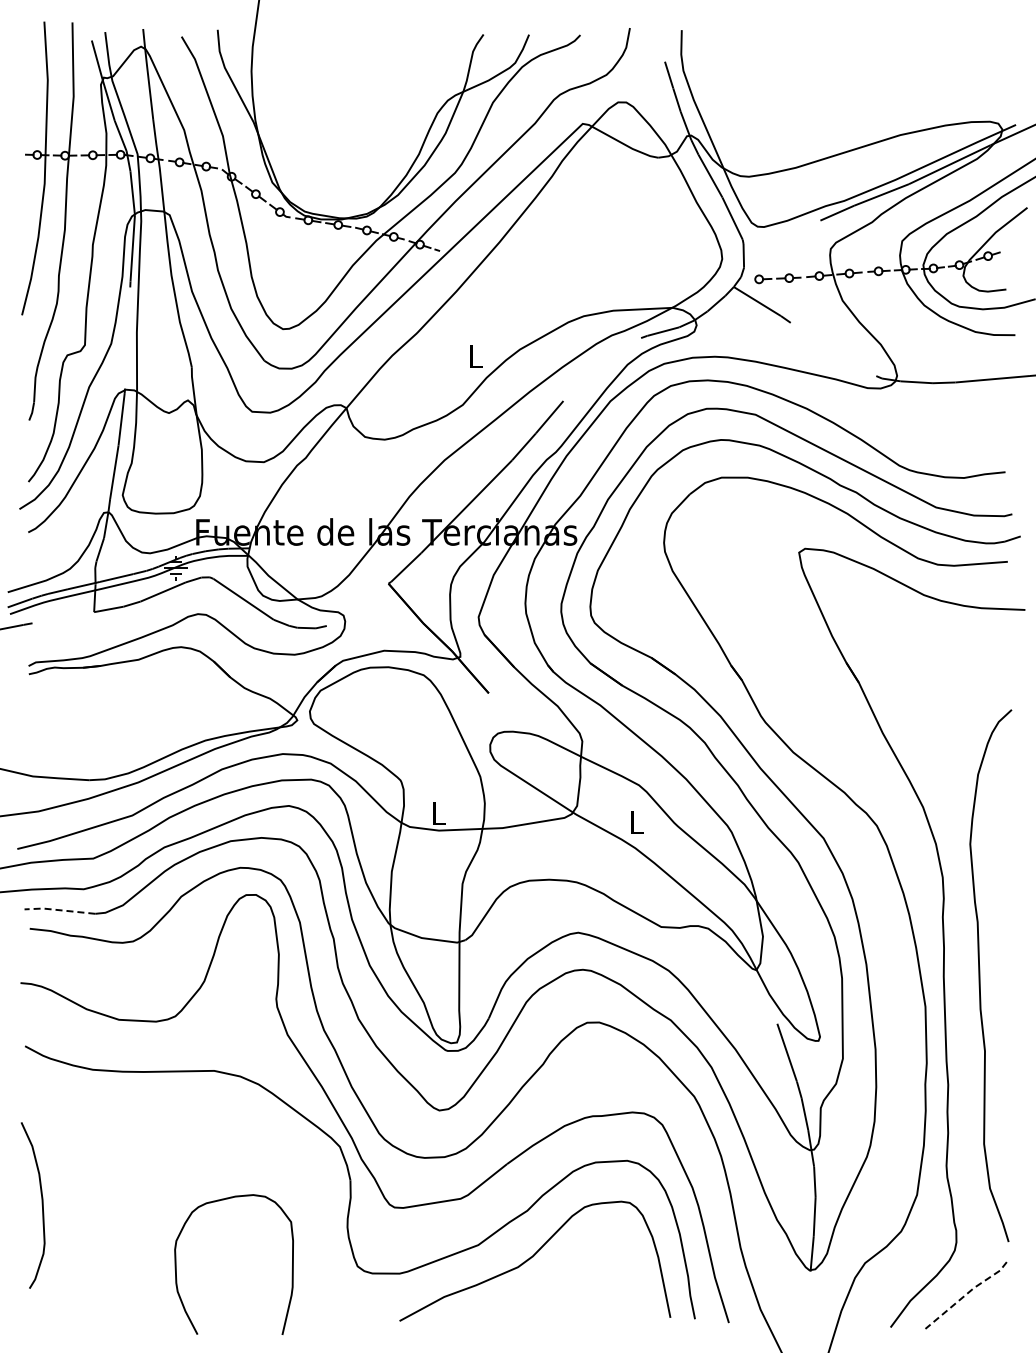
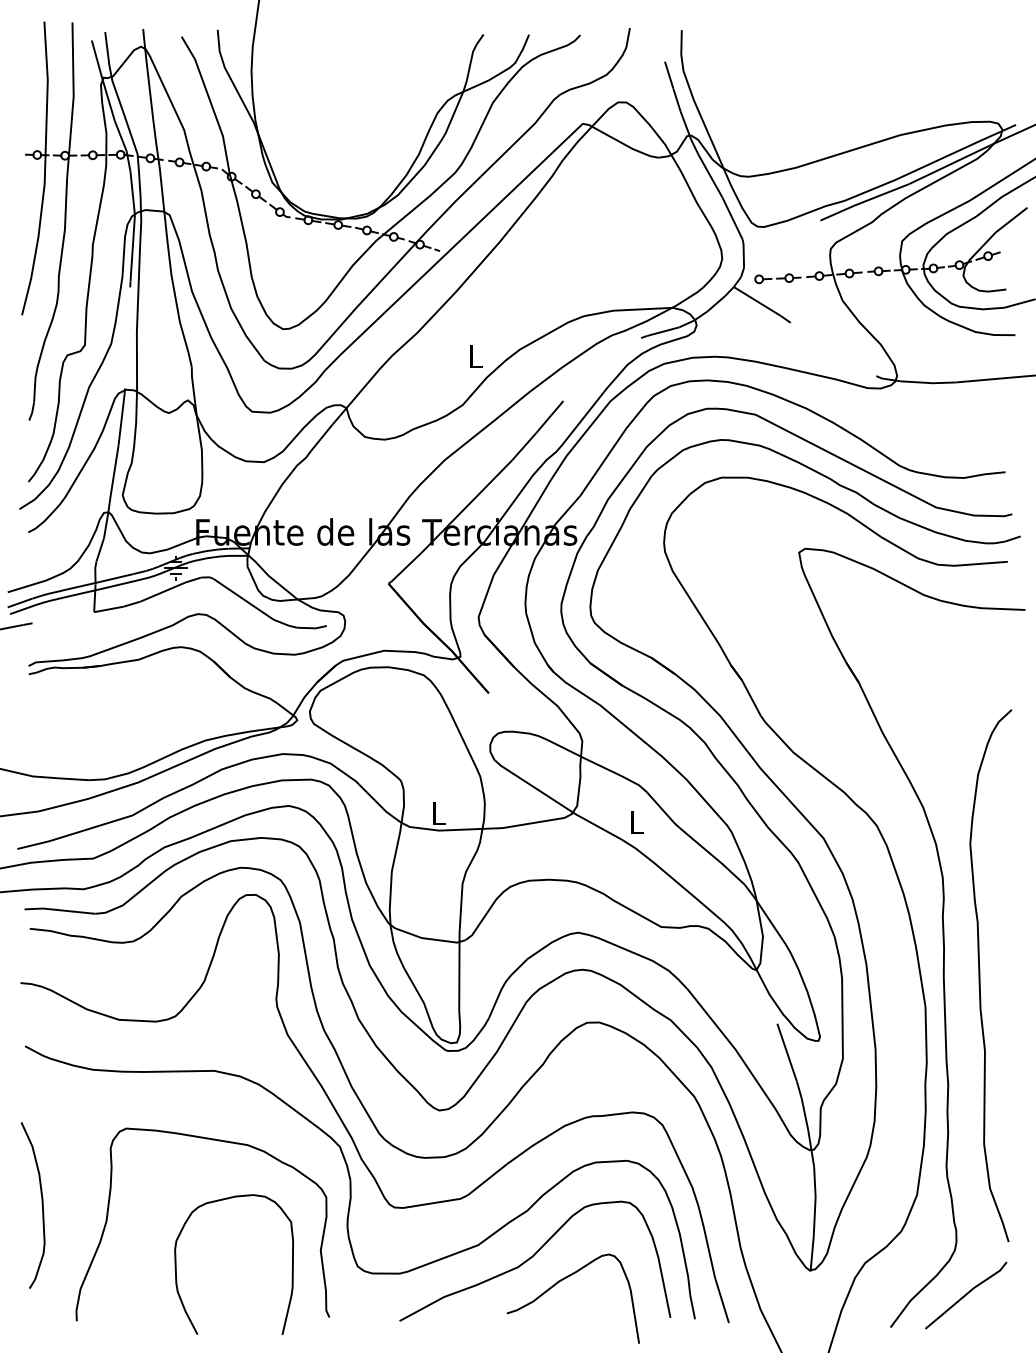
line: dashed -> solid (58, 910)
curve: none -> present (218, 1141)
curve: none -> present (563, 1280)
line: dashed -> solid (966, 1294)
